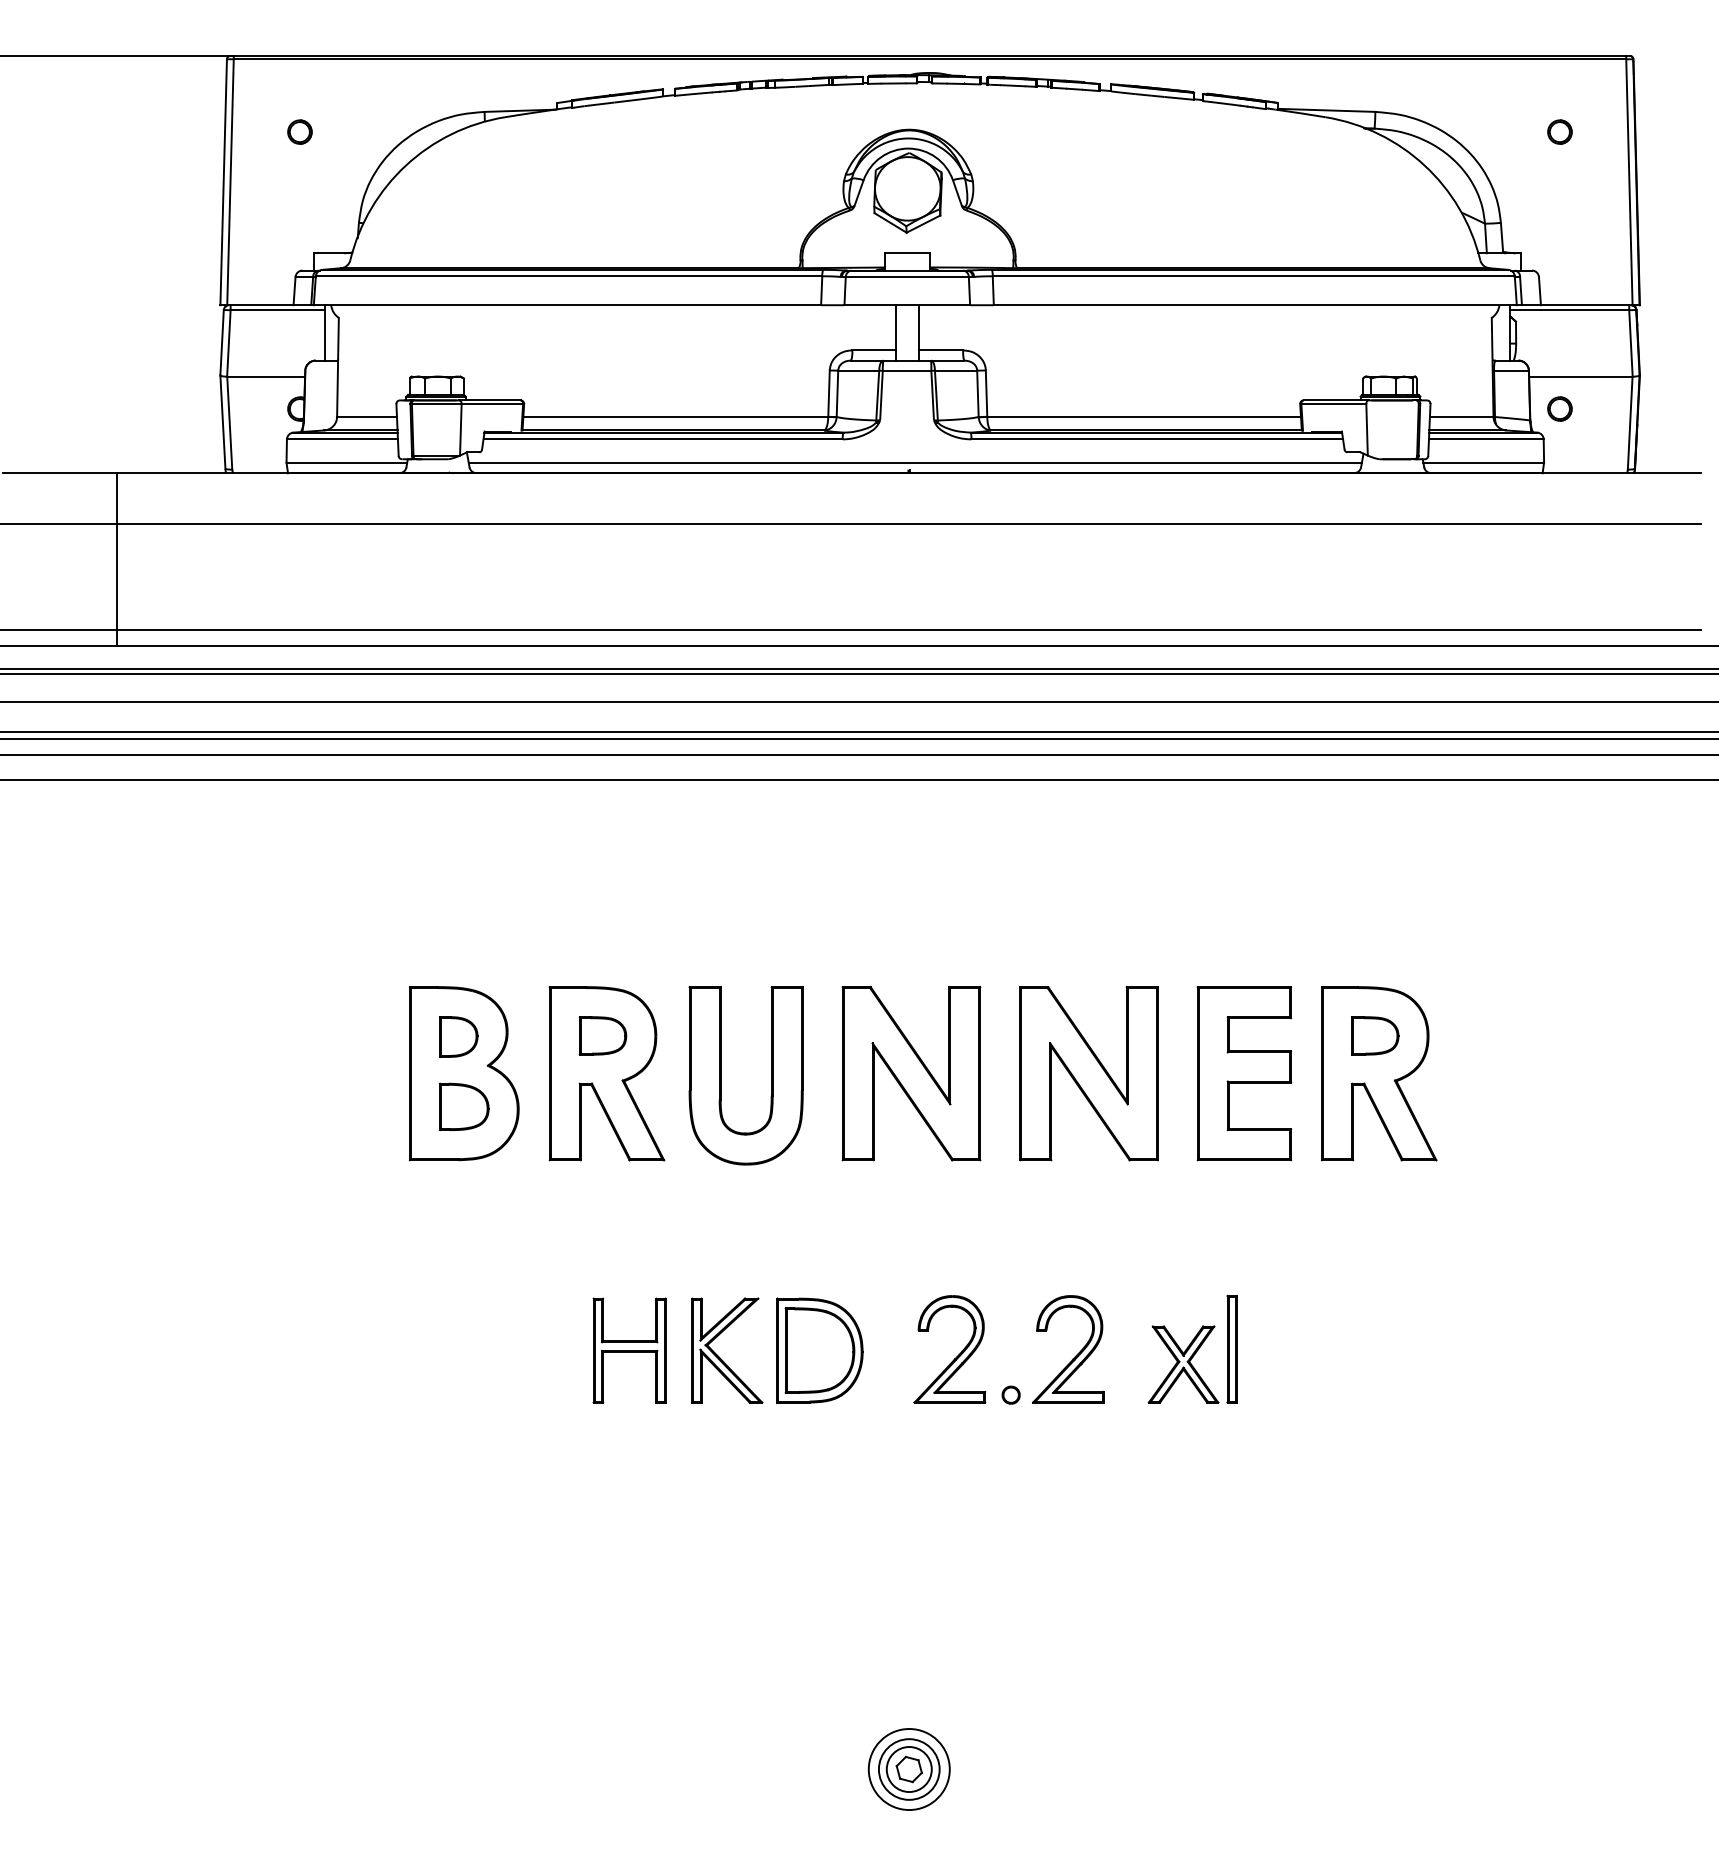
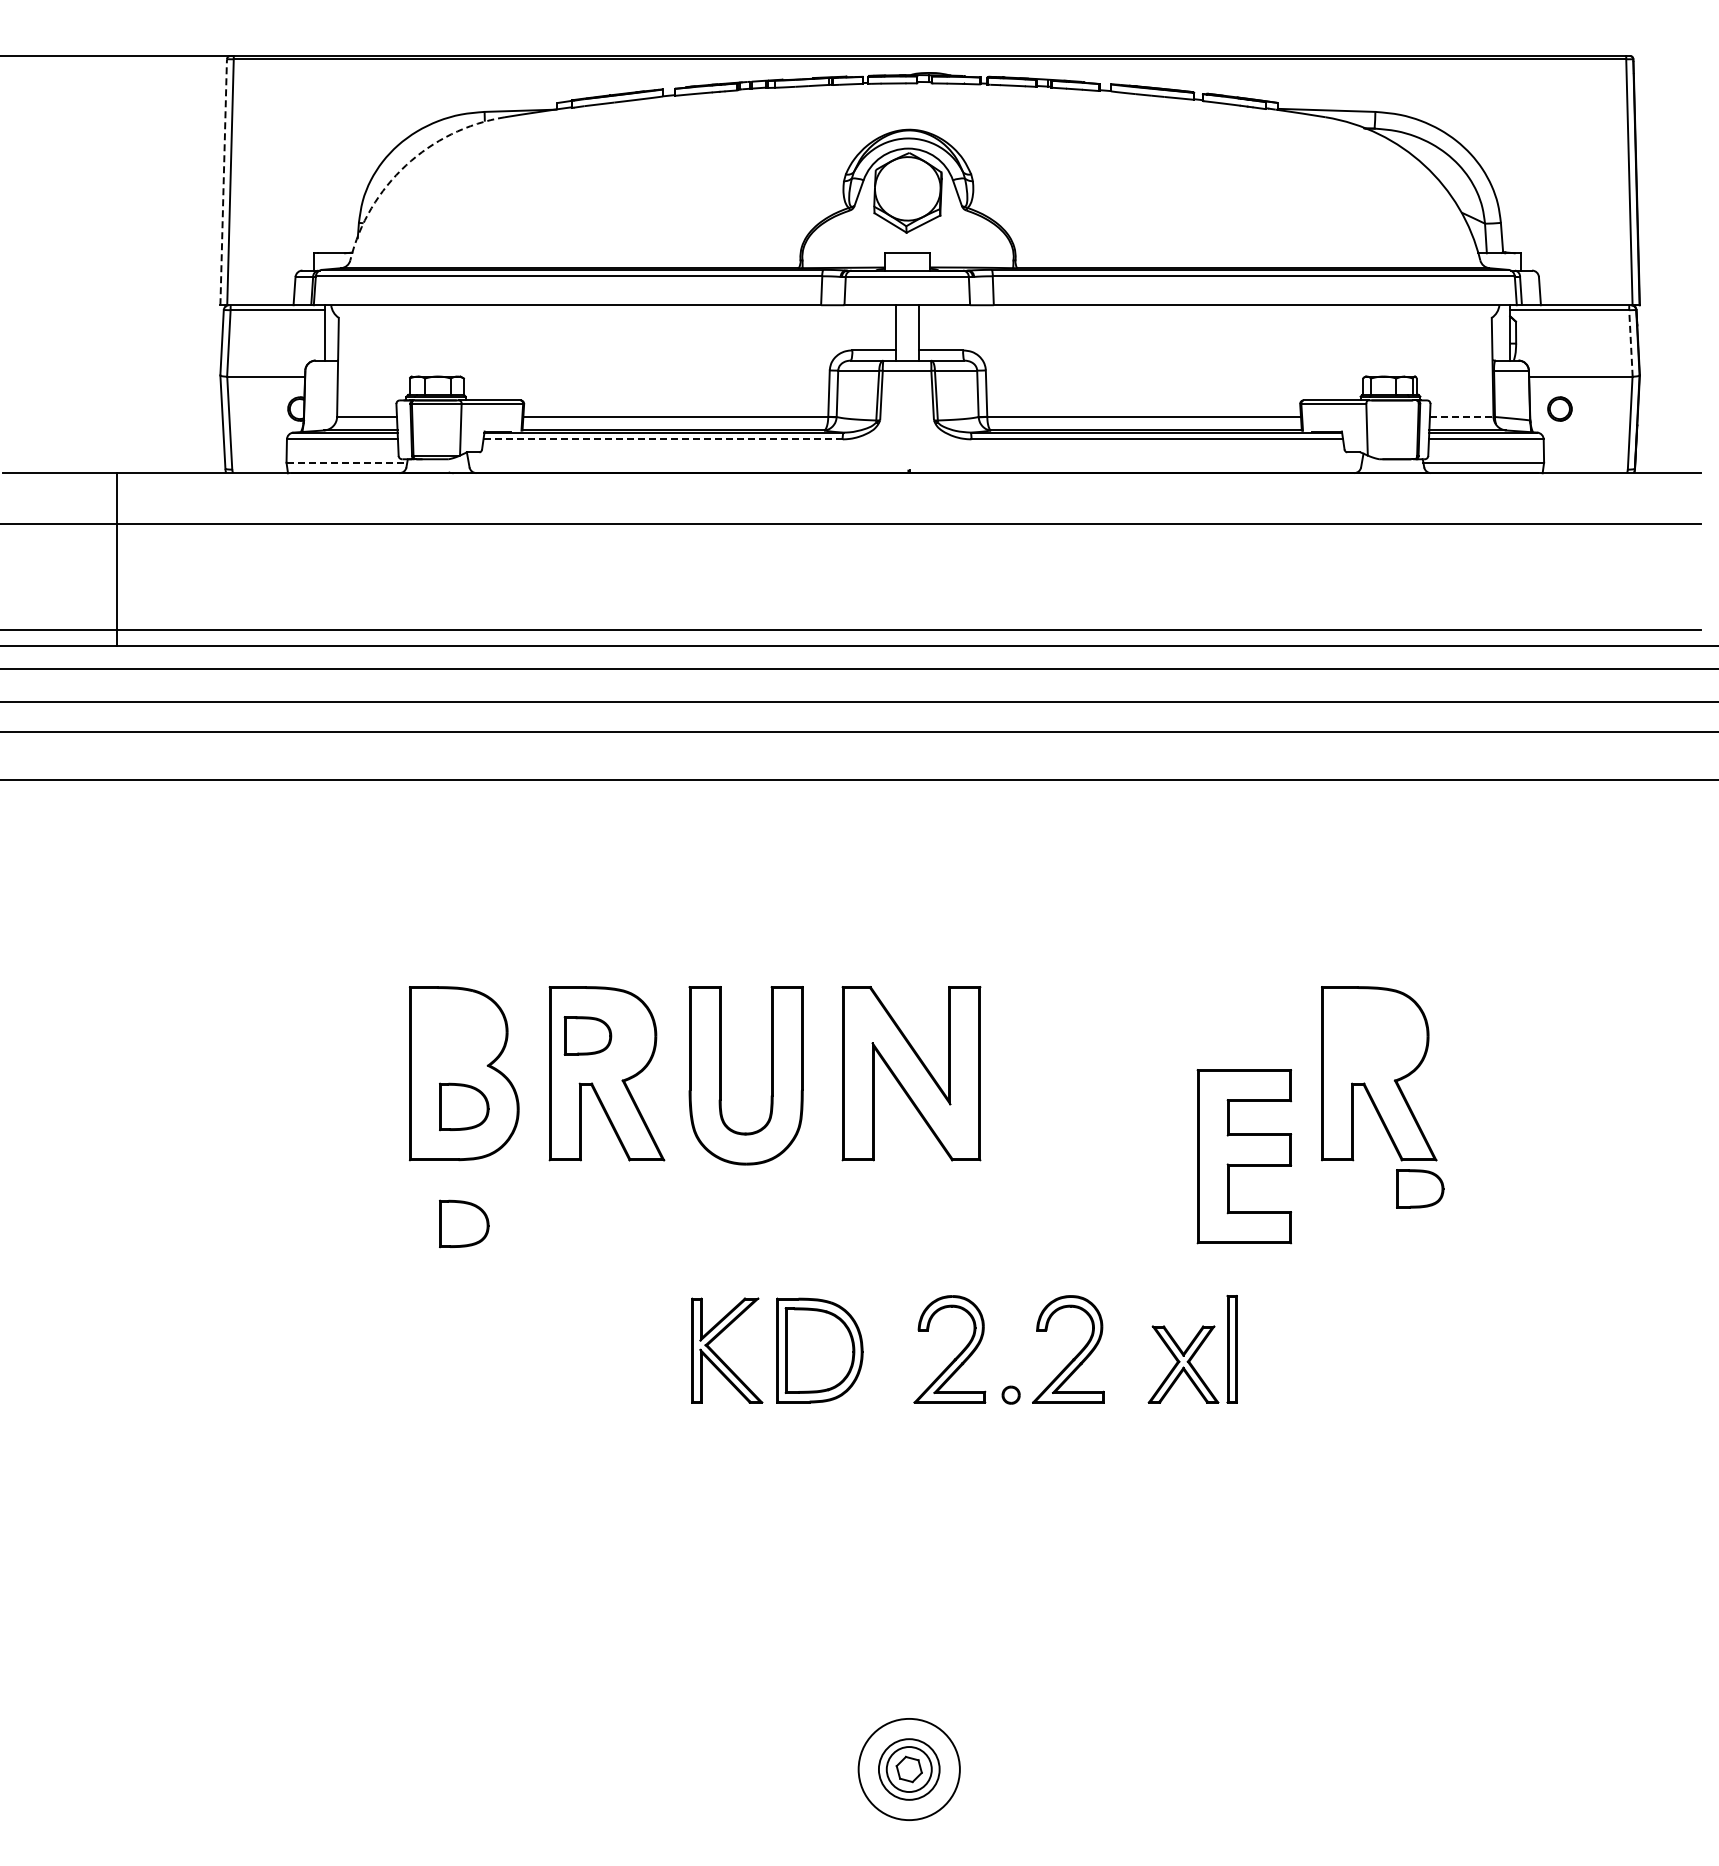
part: present -> none (299, 131)
part: present -> none (1559, 131)
arc: solid -> dashed (406, 165)
line: solid -> dashed (223, 182)
line: solid -> dashed (1630, 343)
line: solid -> dashed (1461, 416)
line: solid -> dashed (663, 439)
line: solid -> dashed (347, 462)
line: present -> none (914, 462)
line: present -> none (858, 673)
line: present -> none (858, 739)
line: present -> none (858, 755)
part position: (602, 1035) -> (587, 1035) (587, 1035)
part position: (1375, 1035) -> (1420, 1188) (1420, 1188)
part: present -> none (458, 1036)
part: present -> none (1088, 1073)
part position: (1244, 1073) -> (1244, 1156) (1244, 1156)
part: none -> present (464, 1223)
part: present -> none (629, 1350)
circle diameter: 81 px -> 101 px (908, 1769)
